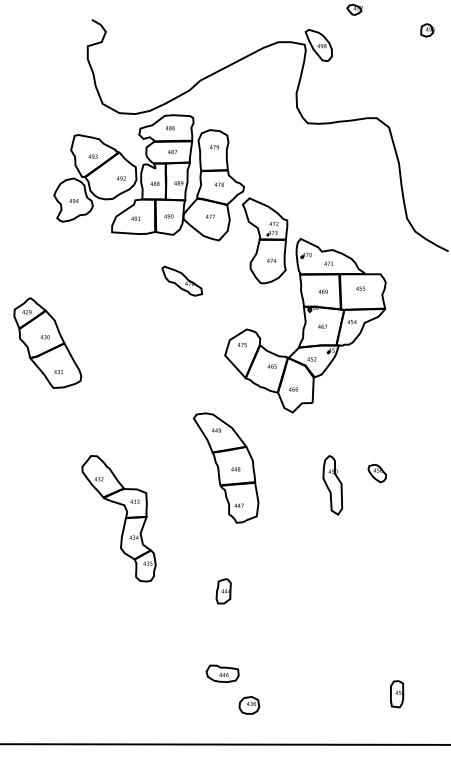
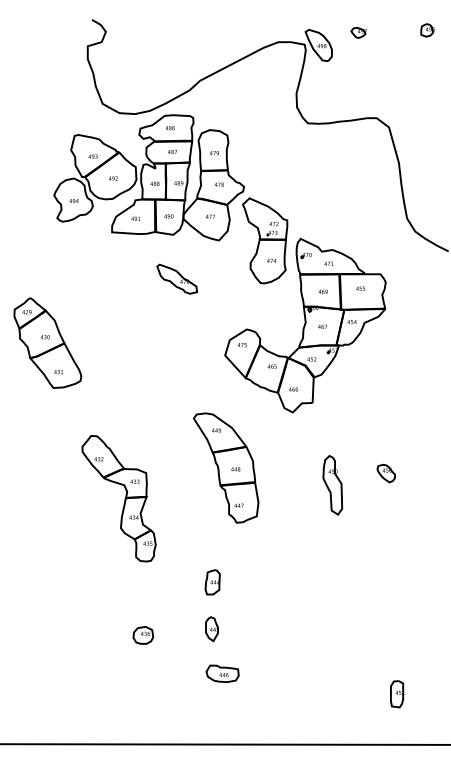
part position: (354, 9) -> (358, 32) (358, 32)
text position: (214, 147) -> (214, 153) (214, 153)
text position: (121, 178) -> (113, 178) (113, 178)
part position: (181, 280) -> (176, 278) (176, 278)
part position: (376, 473) -> (385, 473) (385, 473)
part position: (124, 519) -> (124, 499) (124, 499)
part position: (223, 591) -> (212, 582) (212, 582)
part: none -> present (211, 629)
part position: (249, 705) -> (143, 635) (143, 635)
